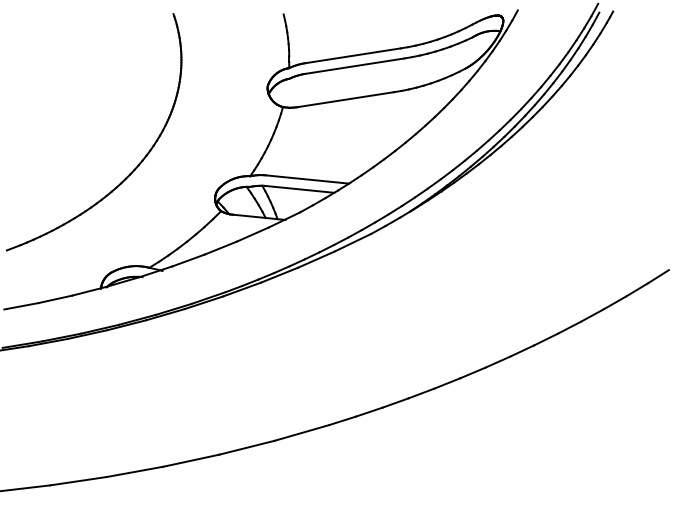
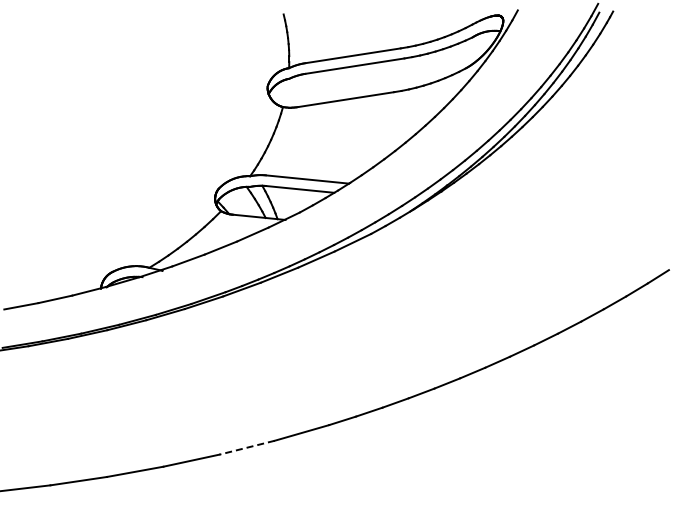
part: present -> none (137, 164)
line: solid -> dashed (247, 447)
